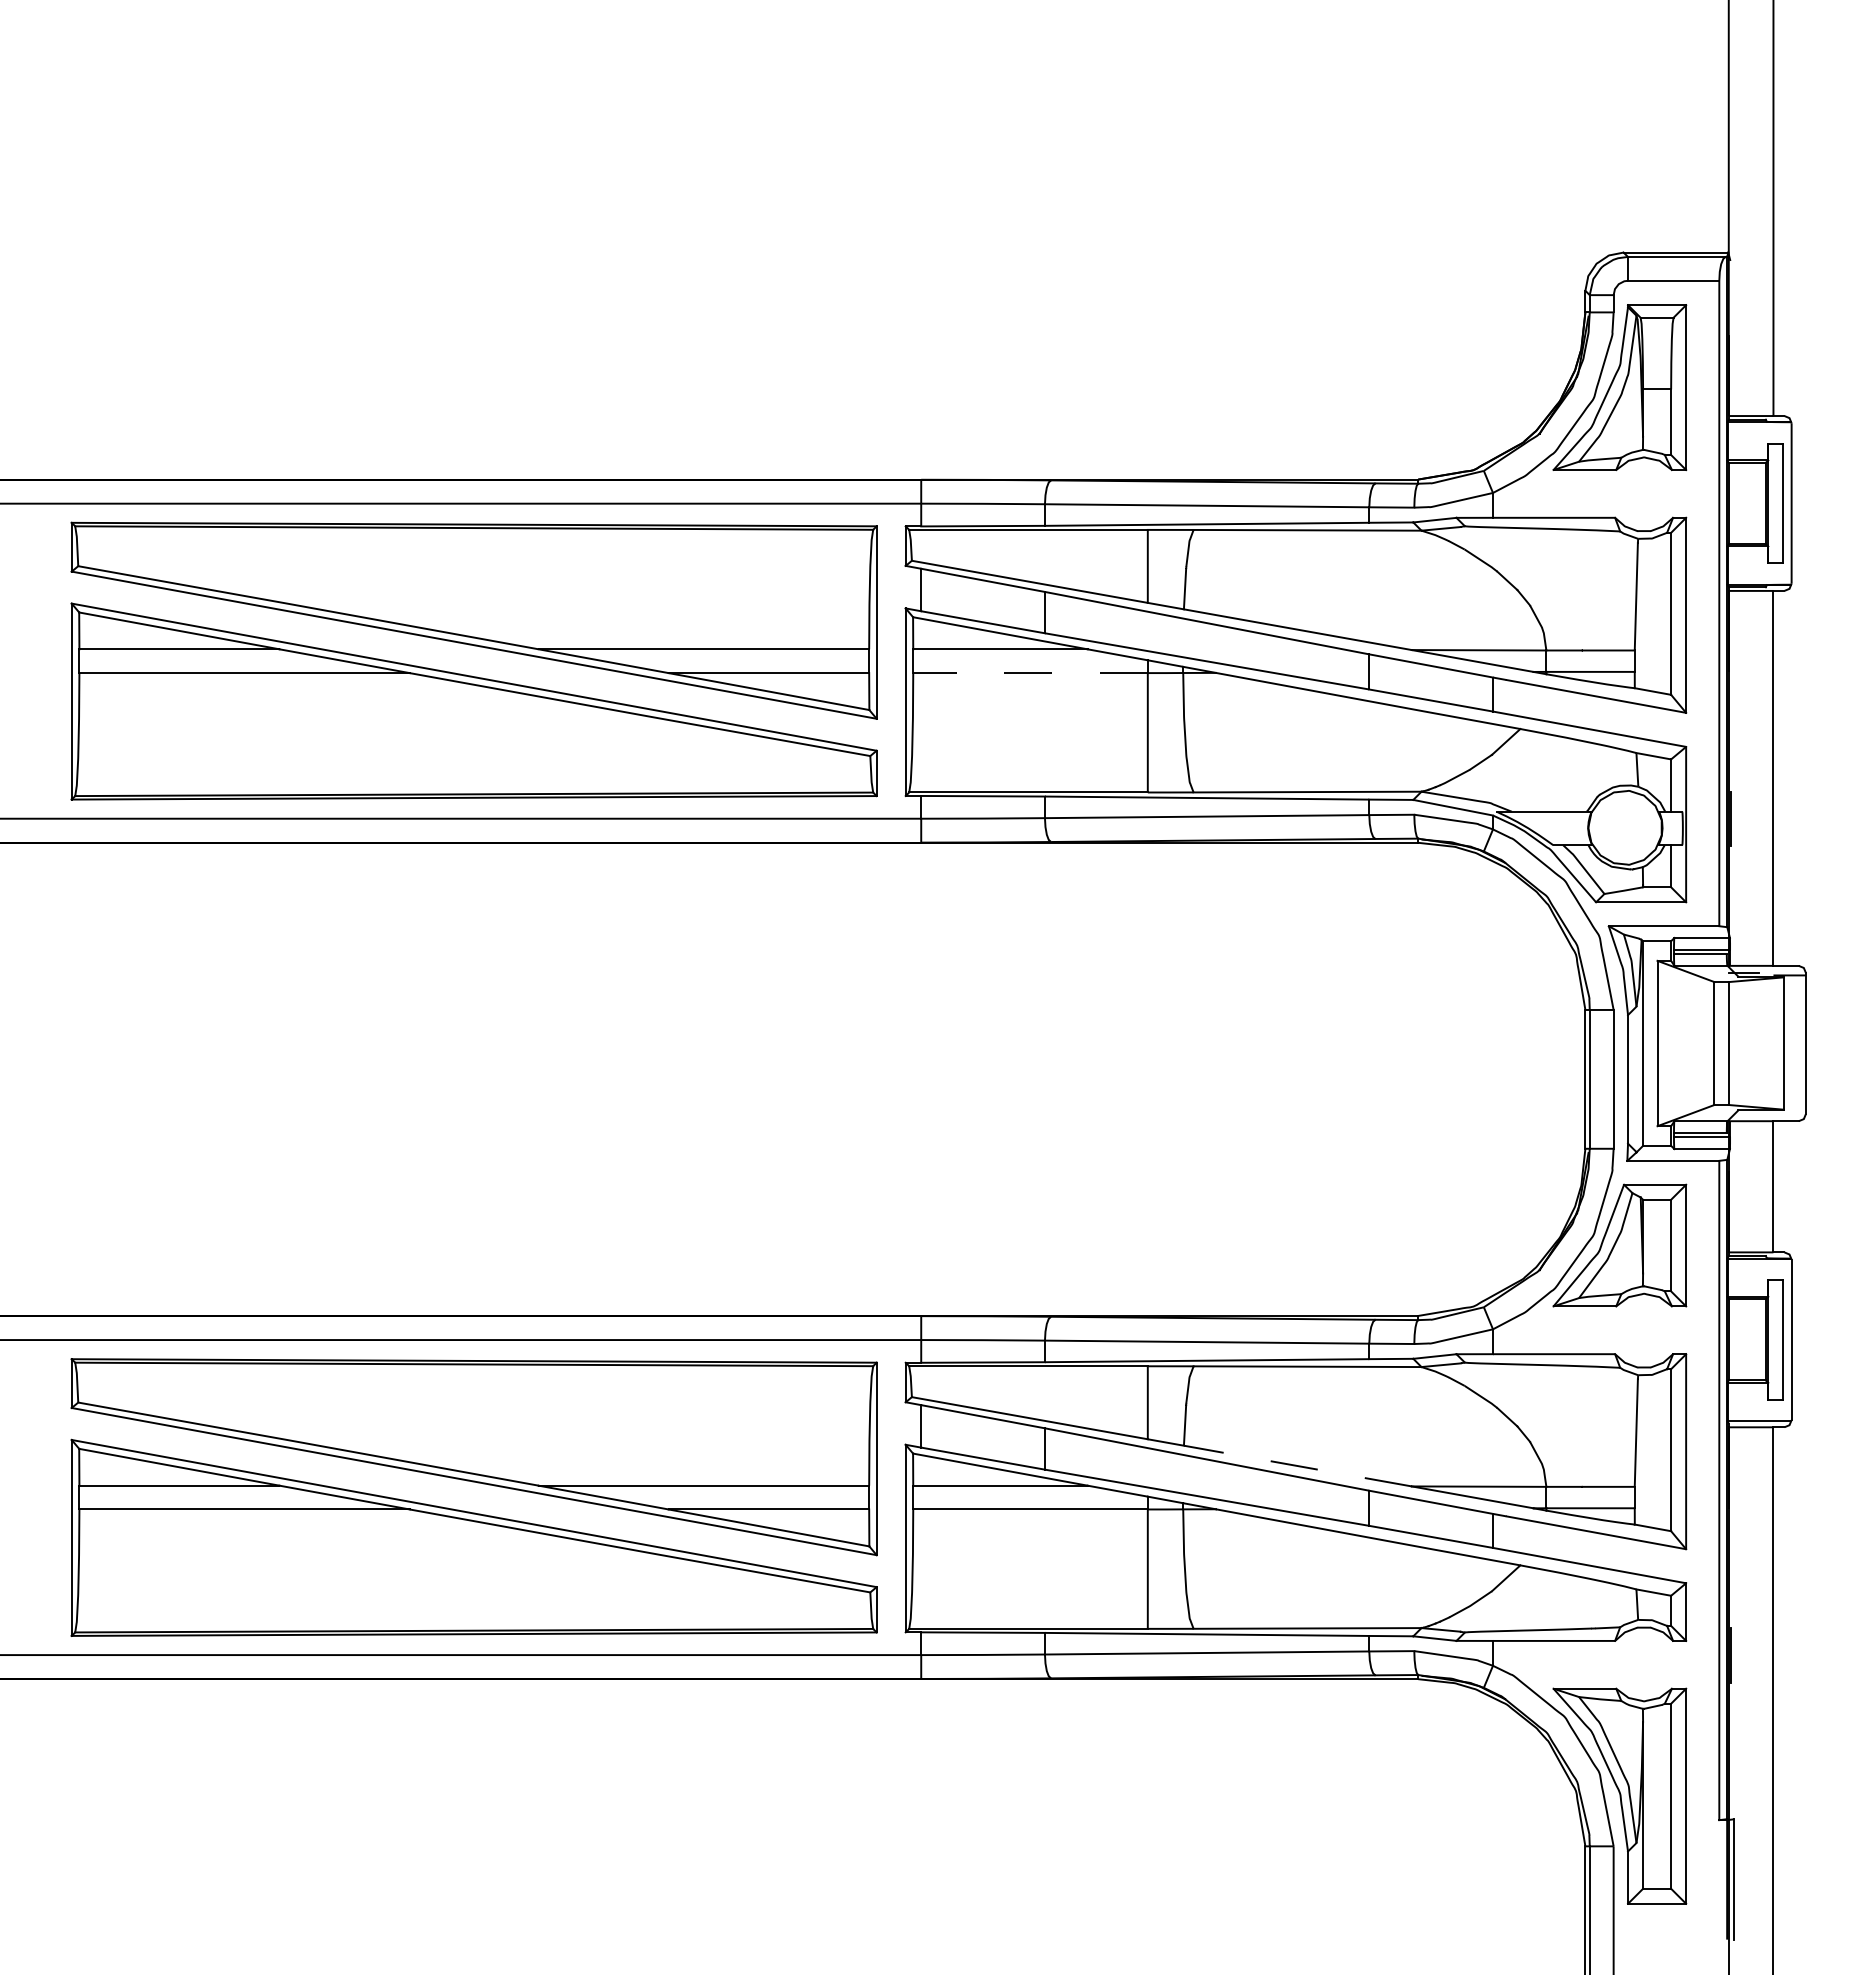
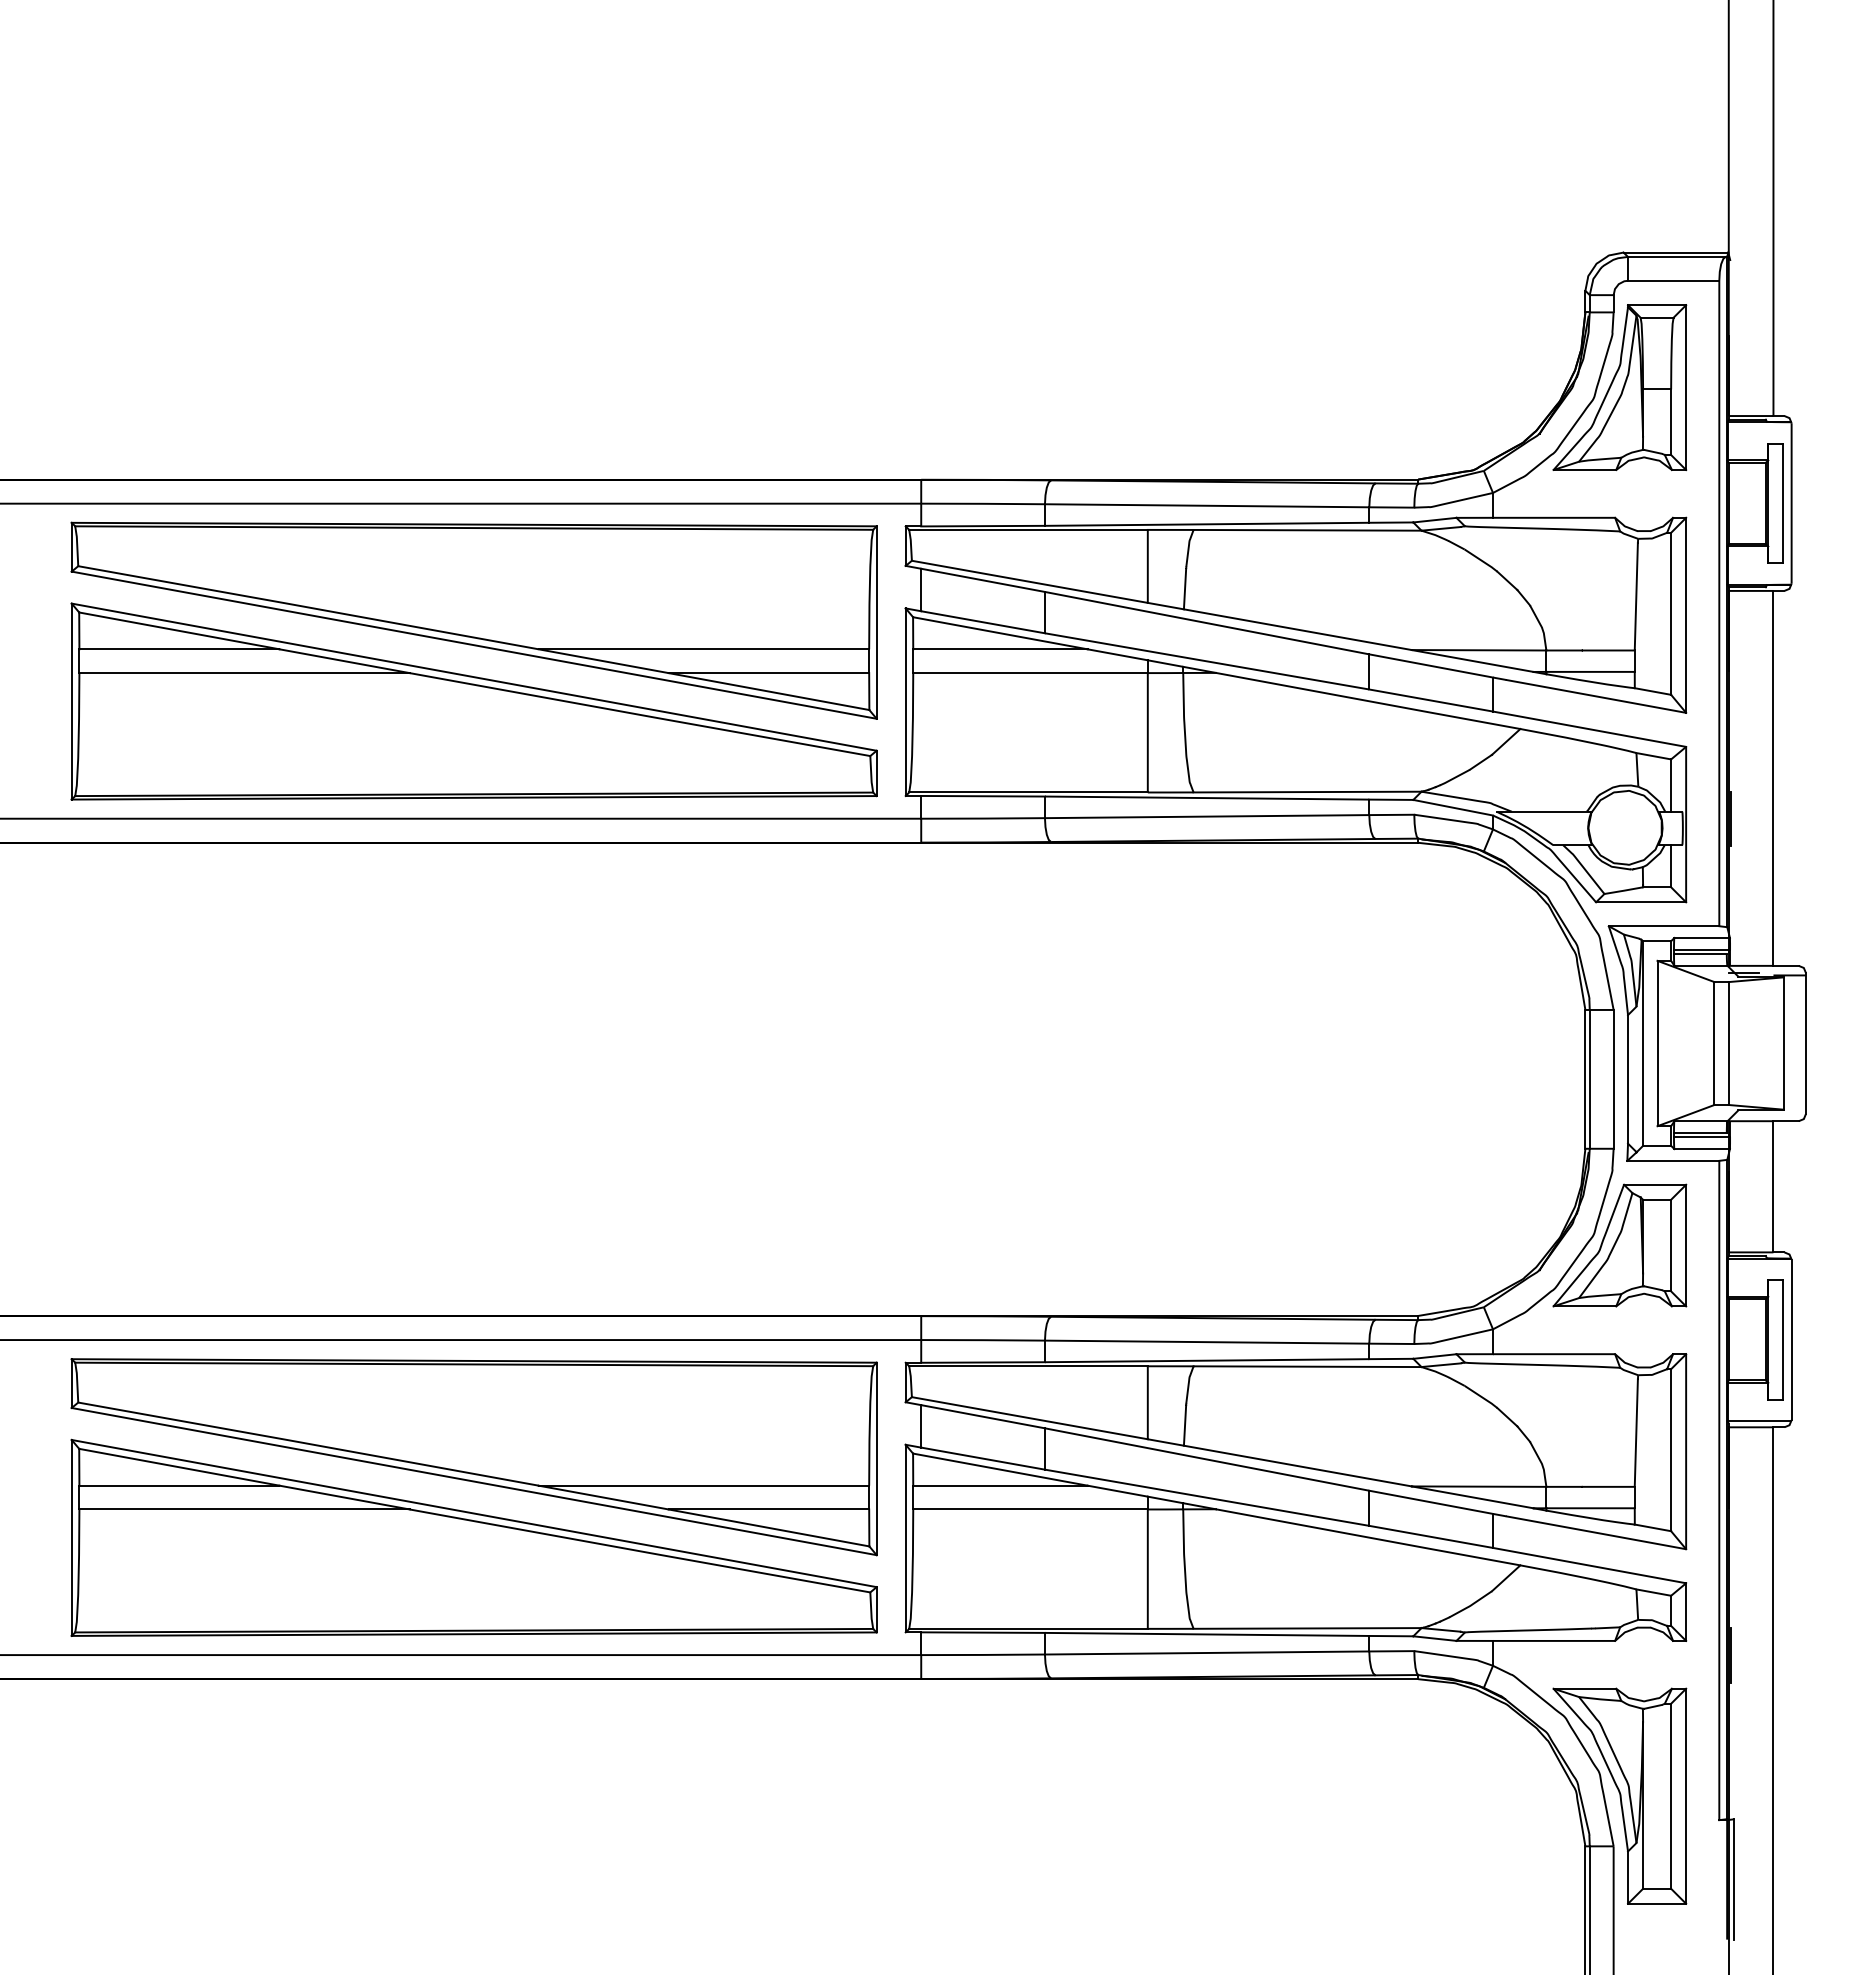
line: dashed -> solid (1030, 673)
line: dashed -> solid (1297, 1466)
